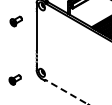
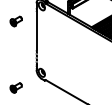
part position: (14, 79) -> (15, 87) (15, 87)
line: dashed -> solid (66, 92)
